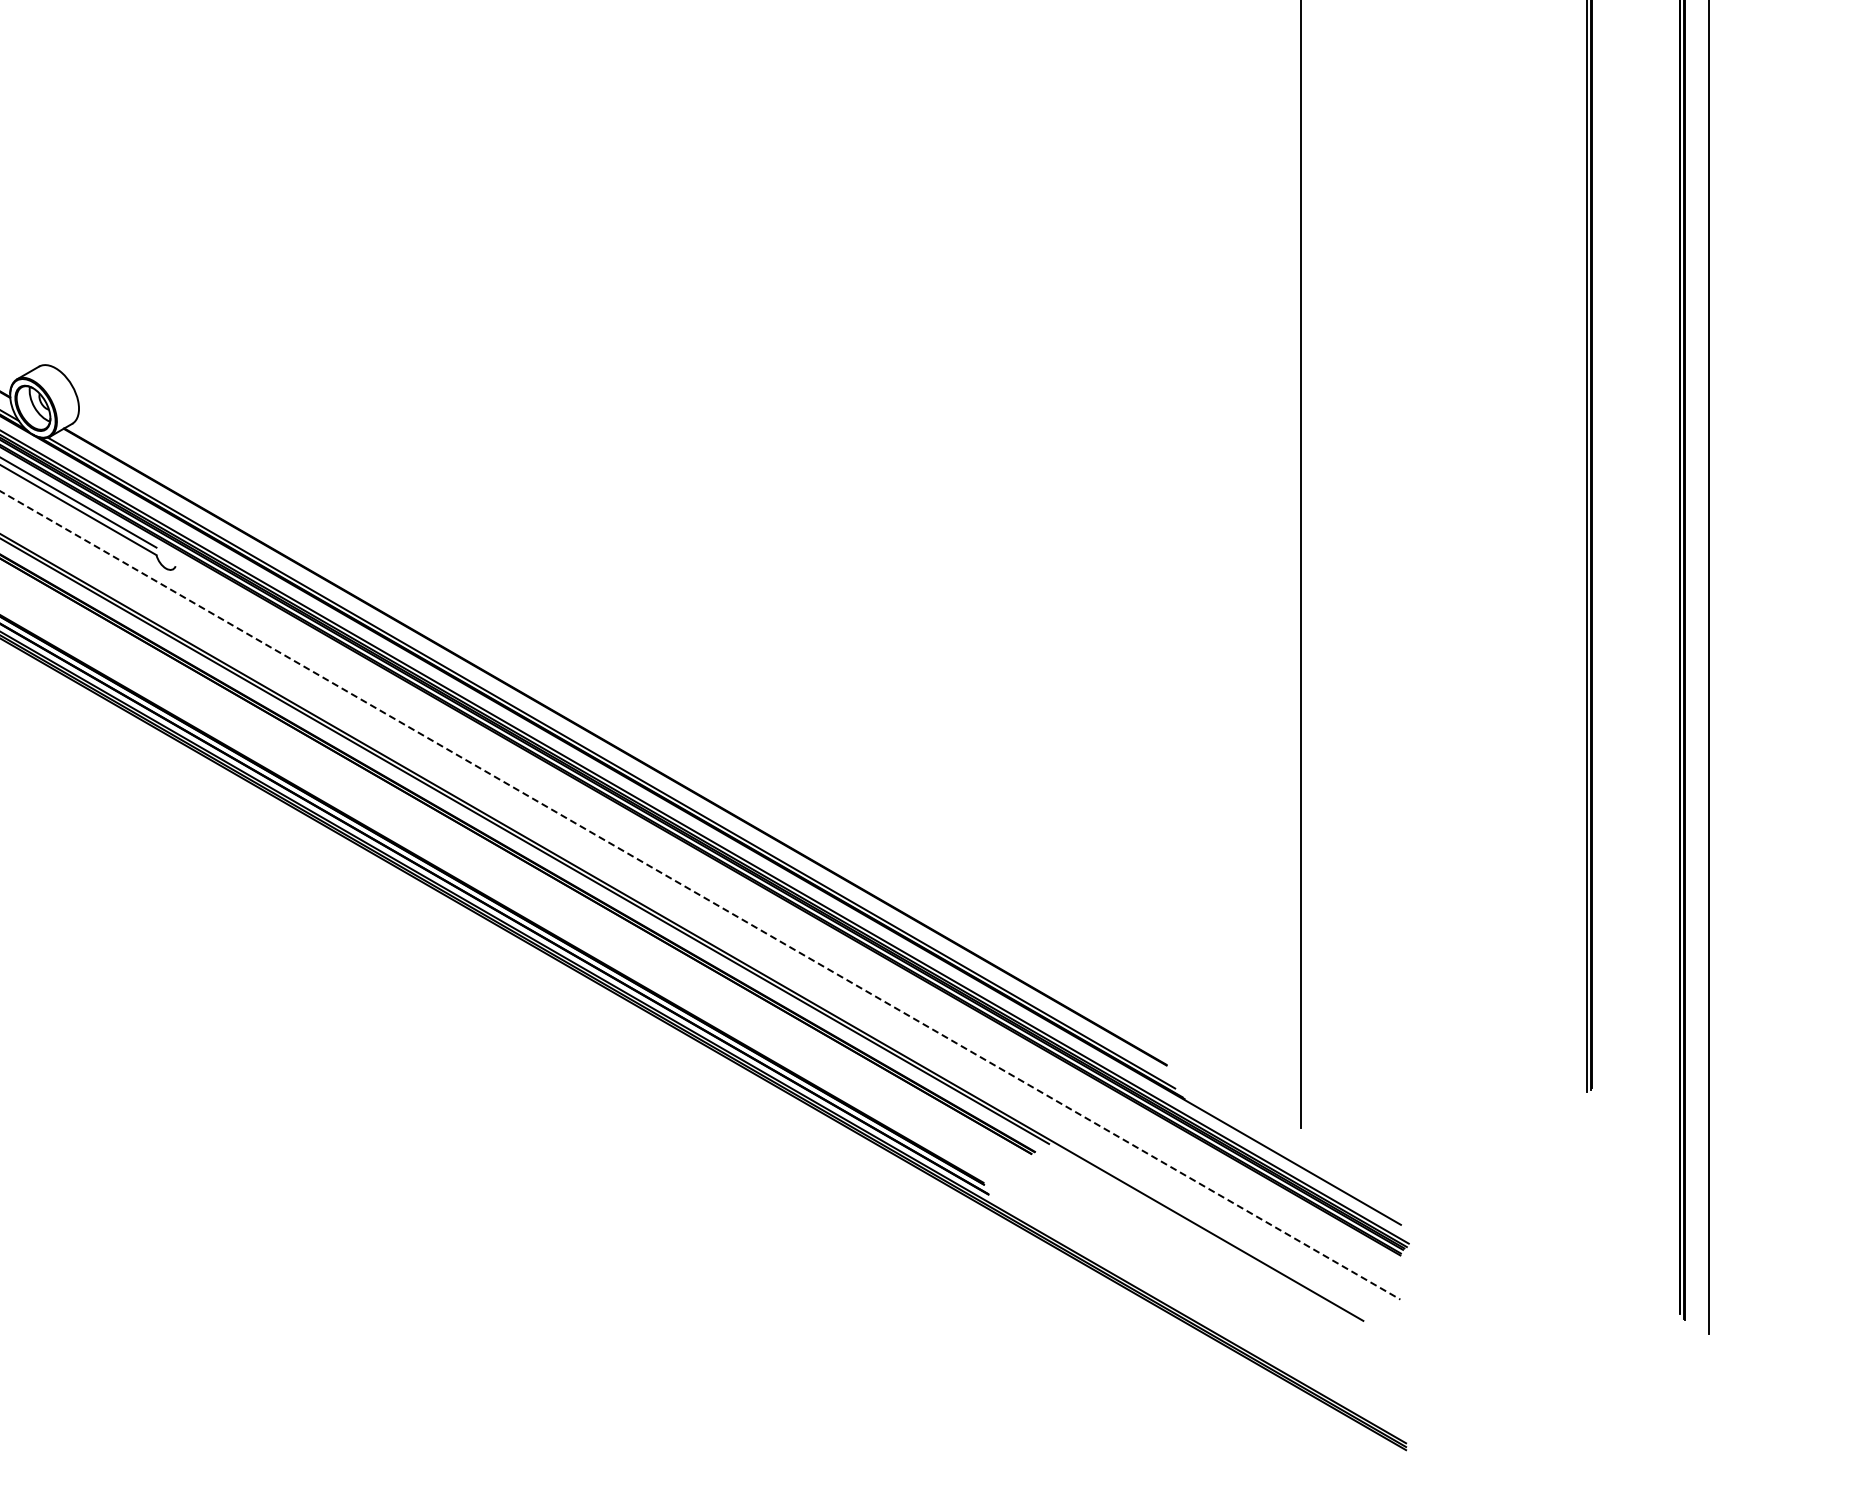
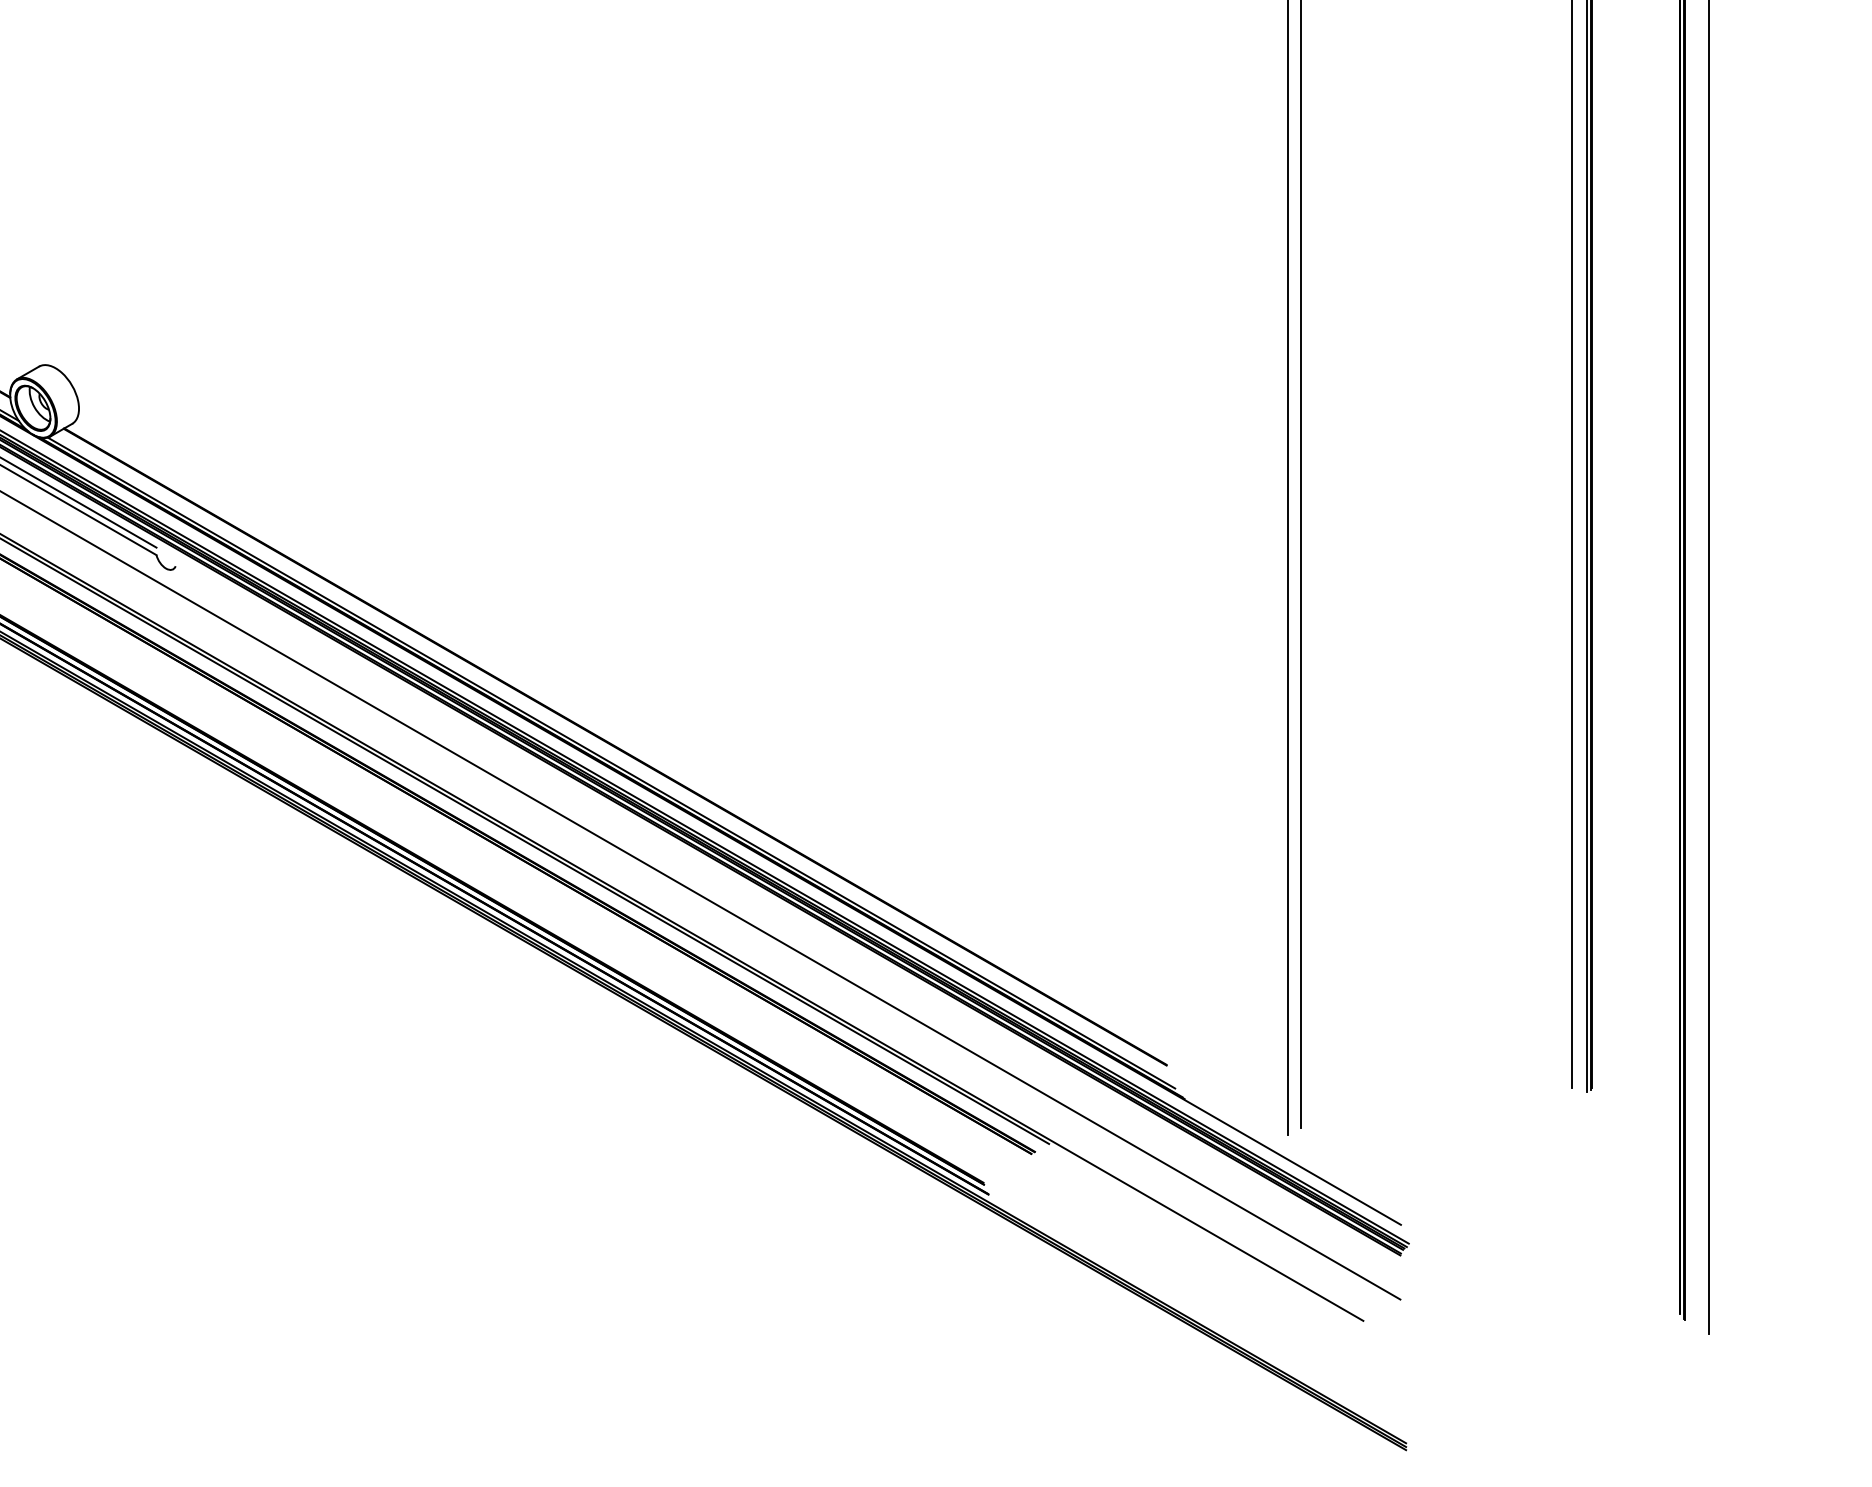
line: none -> present (1571, 545)
line: none -> present (1288, 568)
line: dashed -> solid (700, 895)
